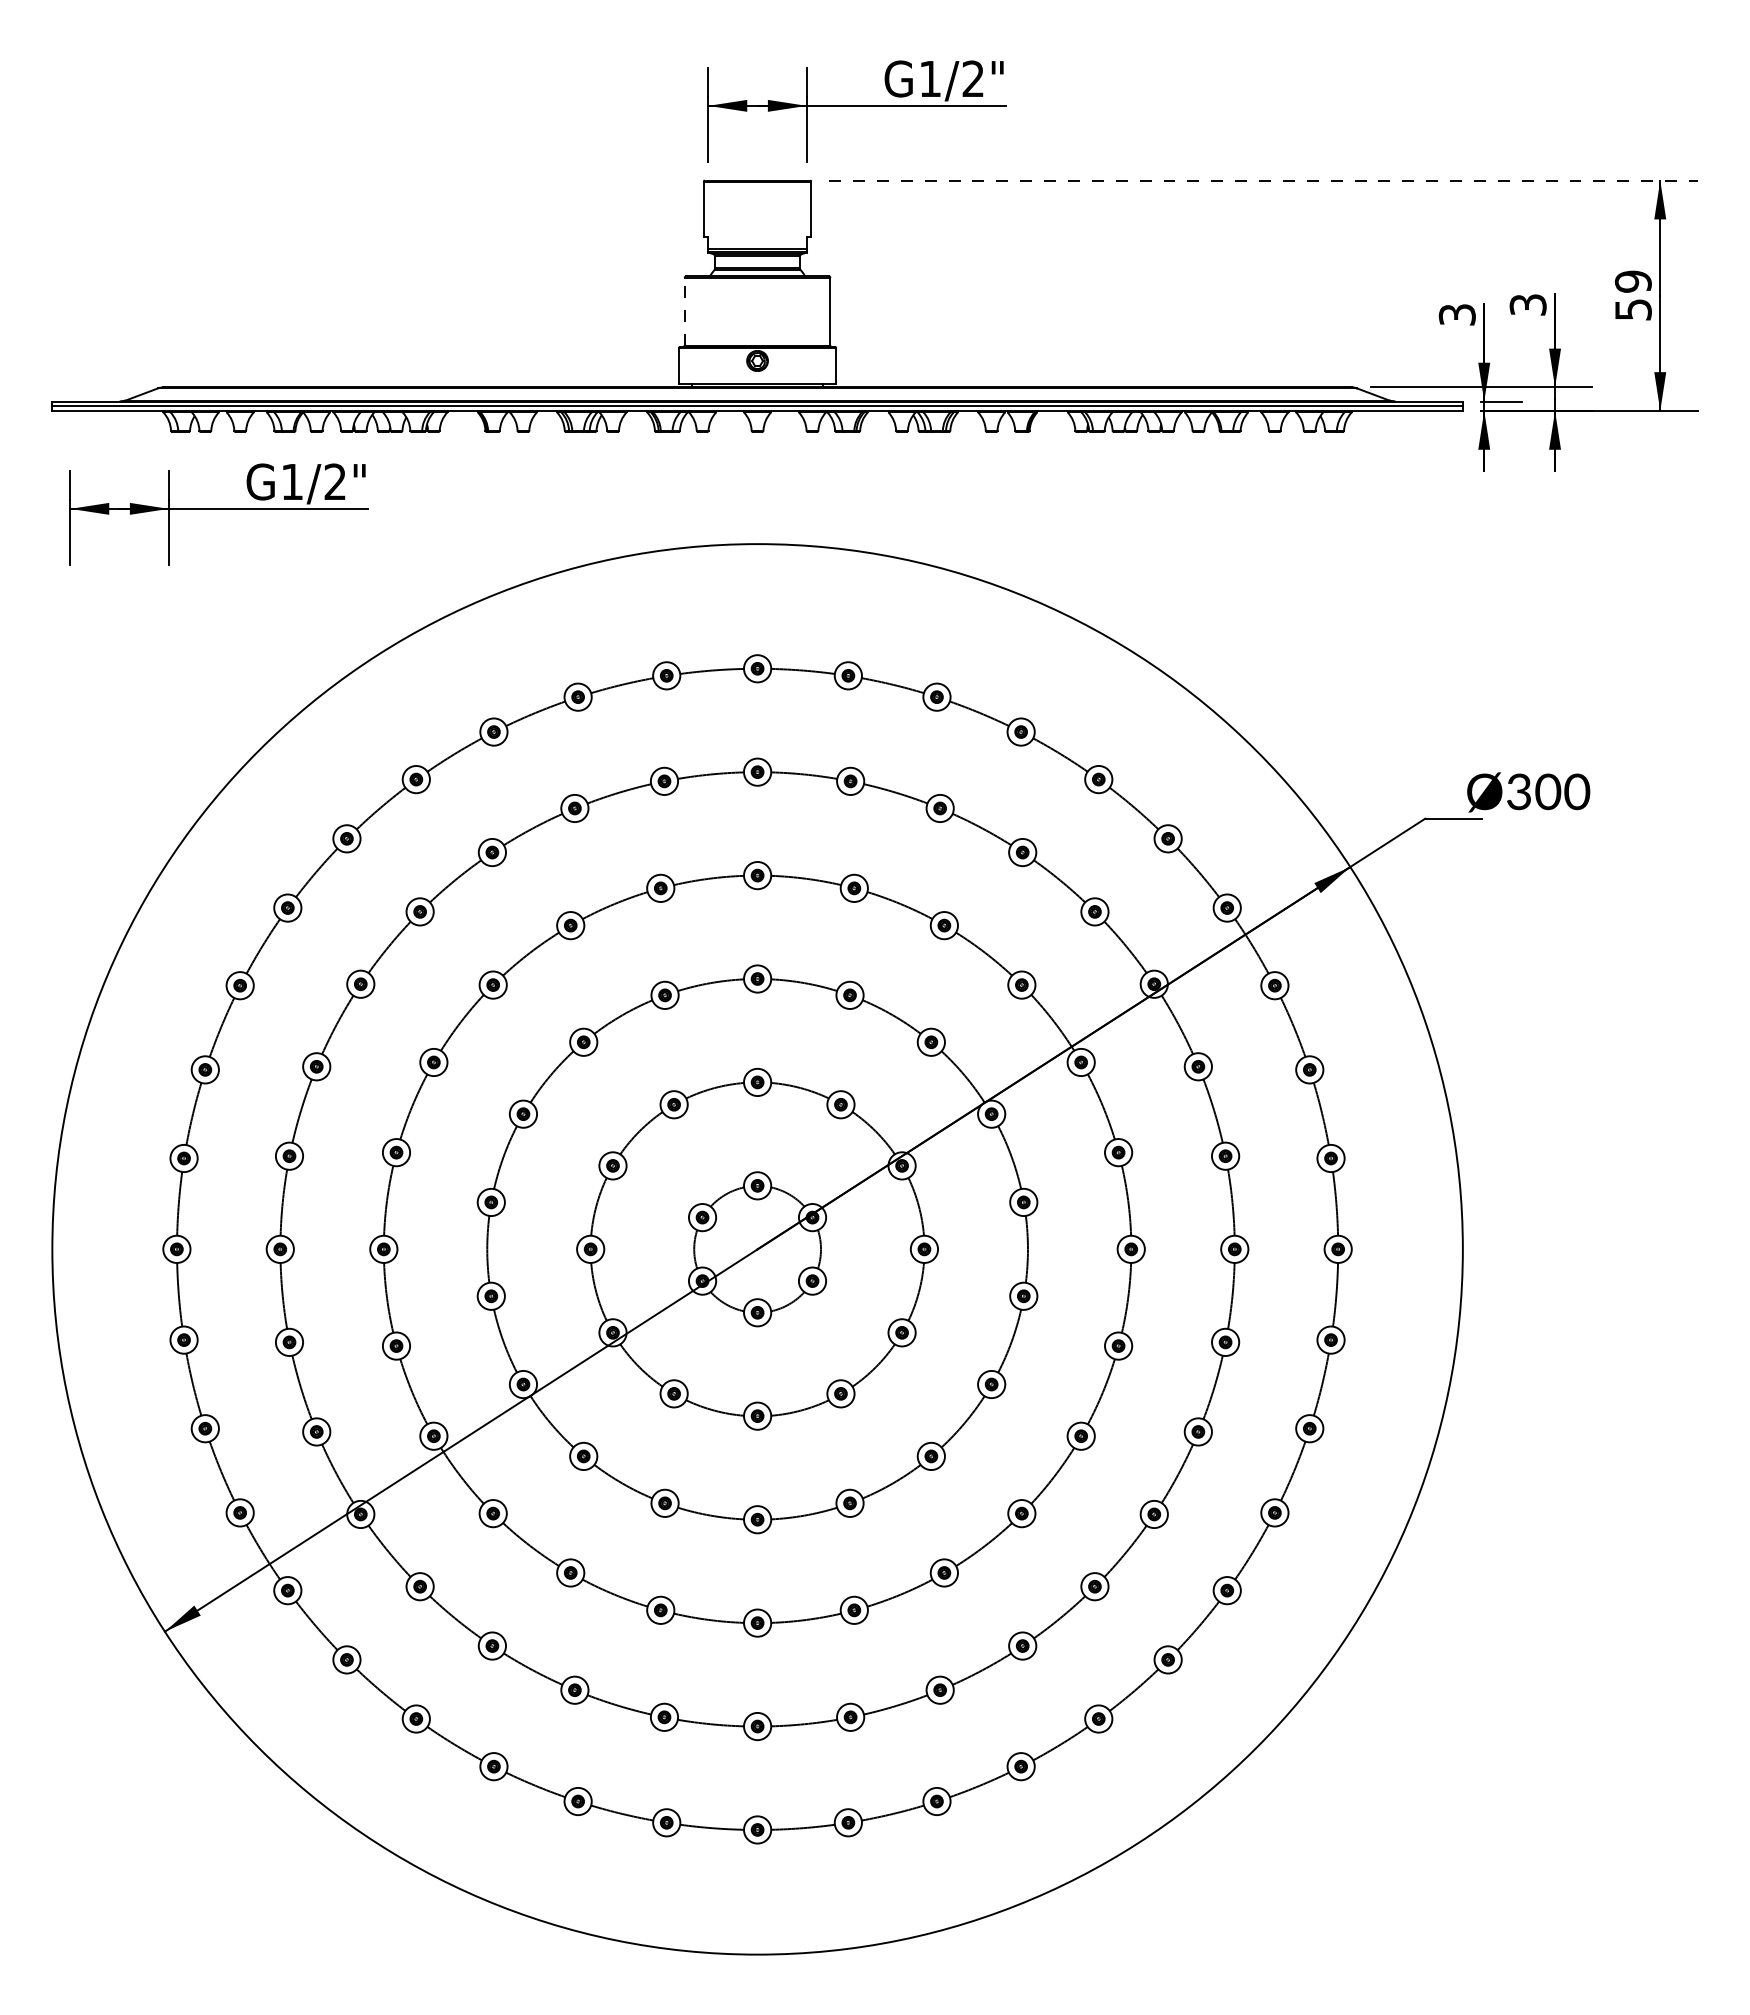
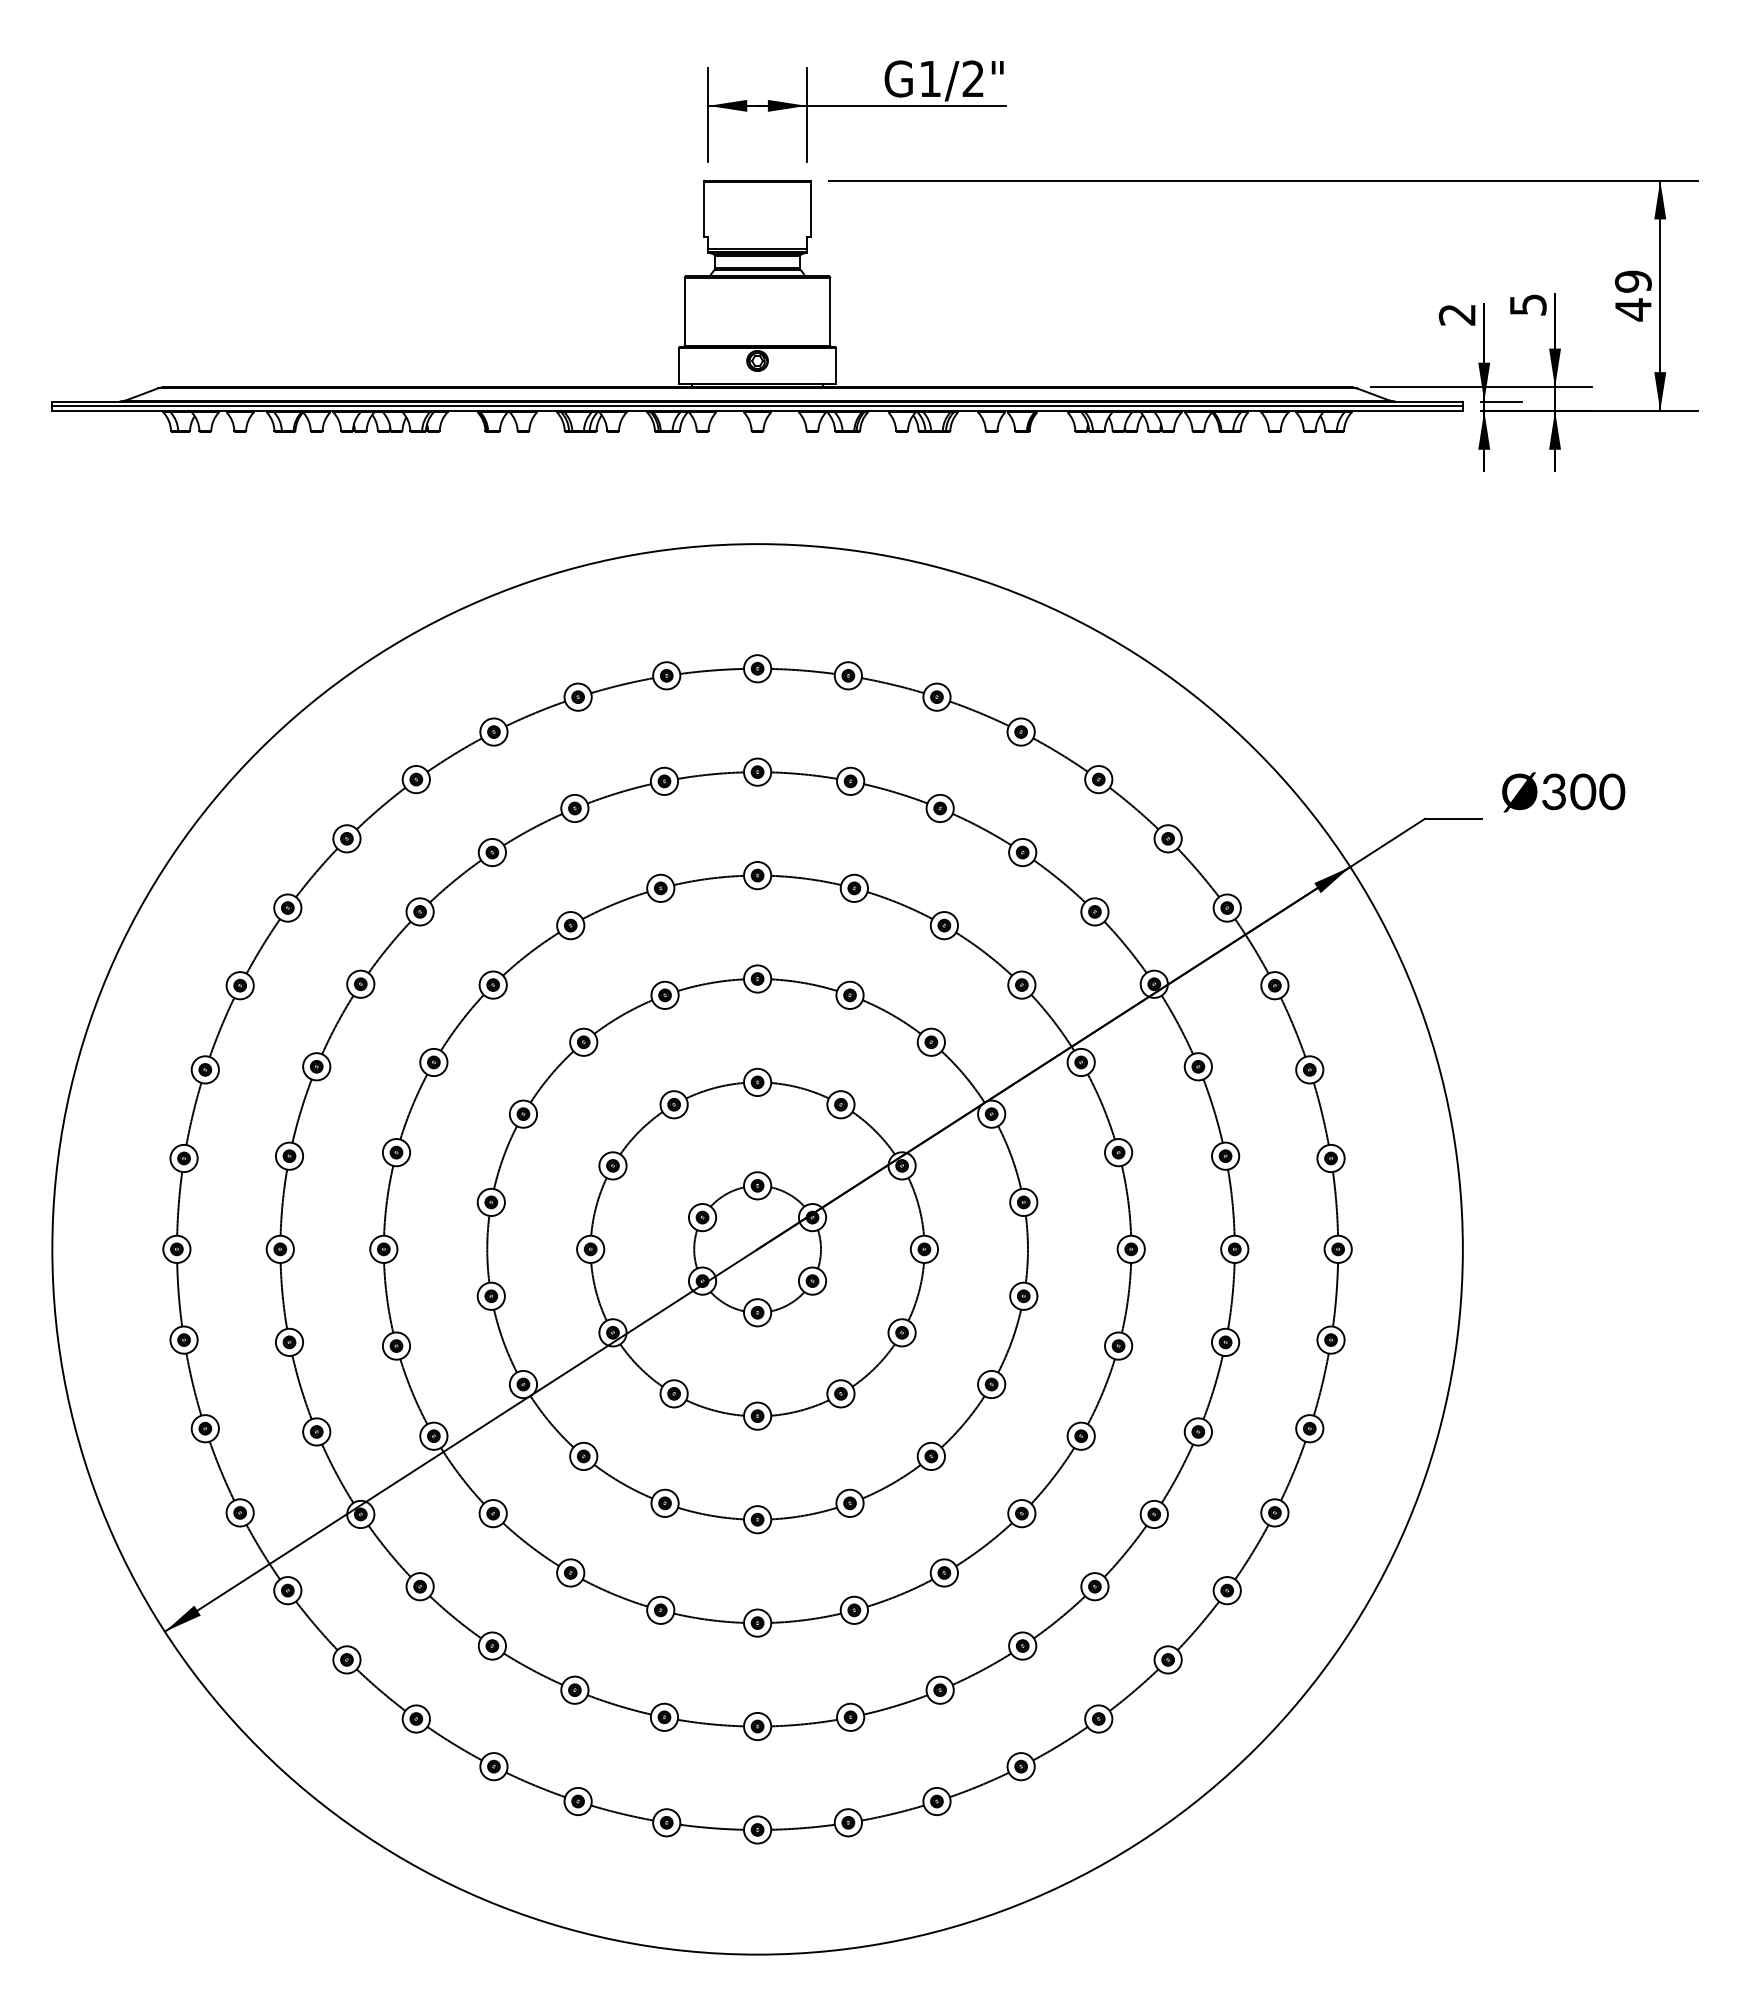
line: dashed -> solid (1263, 180)
text: 3 -> 5 (1527, 304)
text: 59 -> 49 (1633, 309)
line: dashed -> solid (684, 311)
text: 3 -> 2 (1457, 314)
part: present -> none (218, 514)
text position: (1528, 792) -> (1563, 792) (1563, 792)
